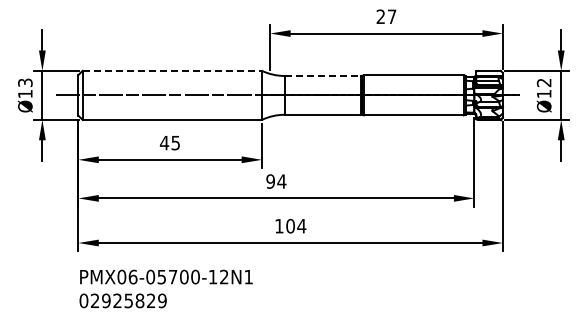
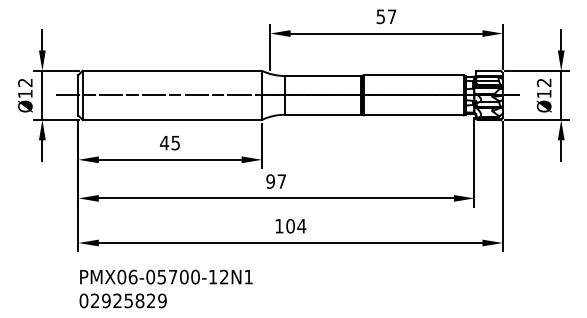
text: 27 -> 57 (380, 16)
line: dashed -> solid (172, 70)
line: dashed -> solid (323, 75)
text: Ø13 -> Ø12 (25, 82)
text: 94 -> 97 (281, 181)
